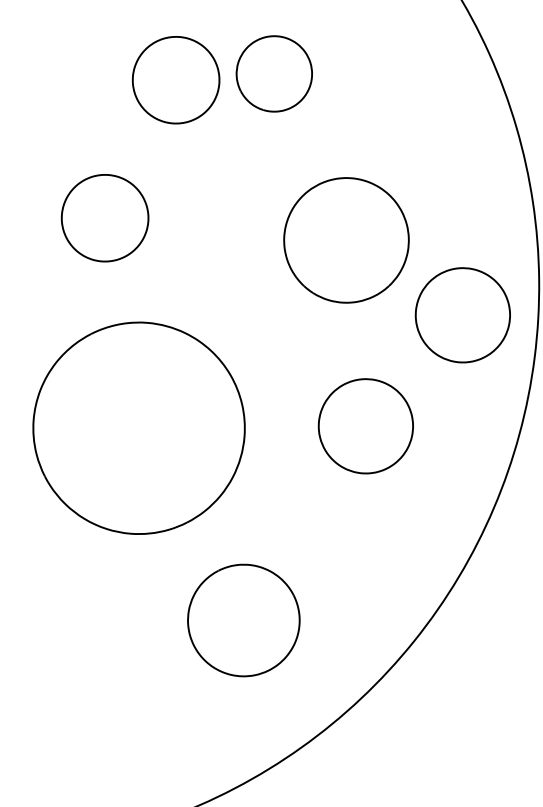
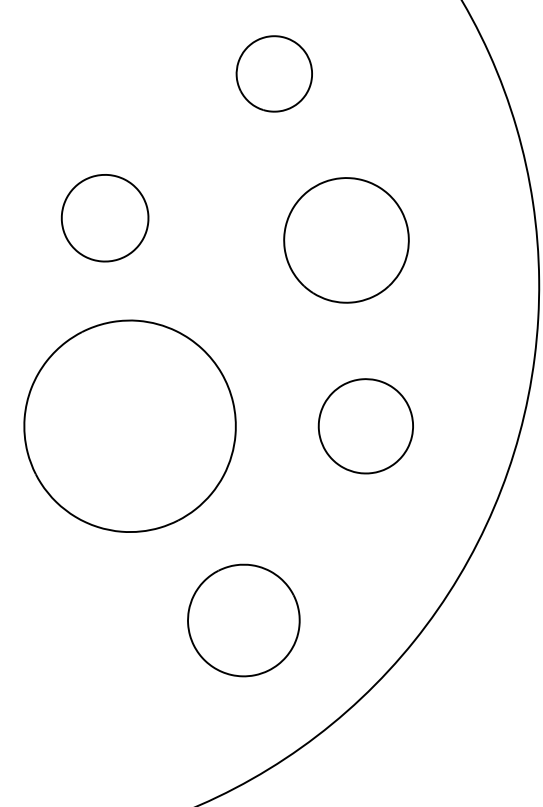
part: present -> none (175, 80)
part: present -> none (462, 315)
part position: (138, 427) -> (129, 425) (129, 425)
